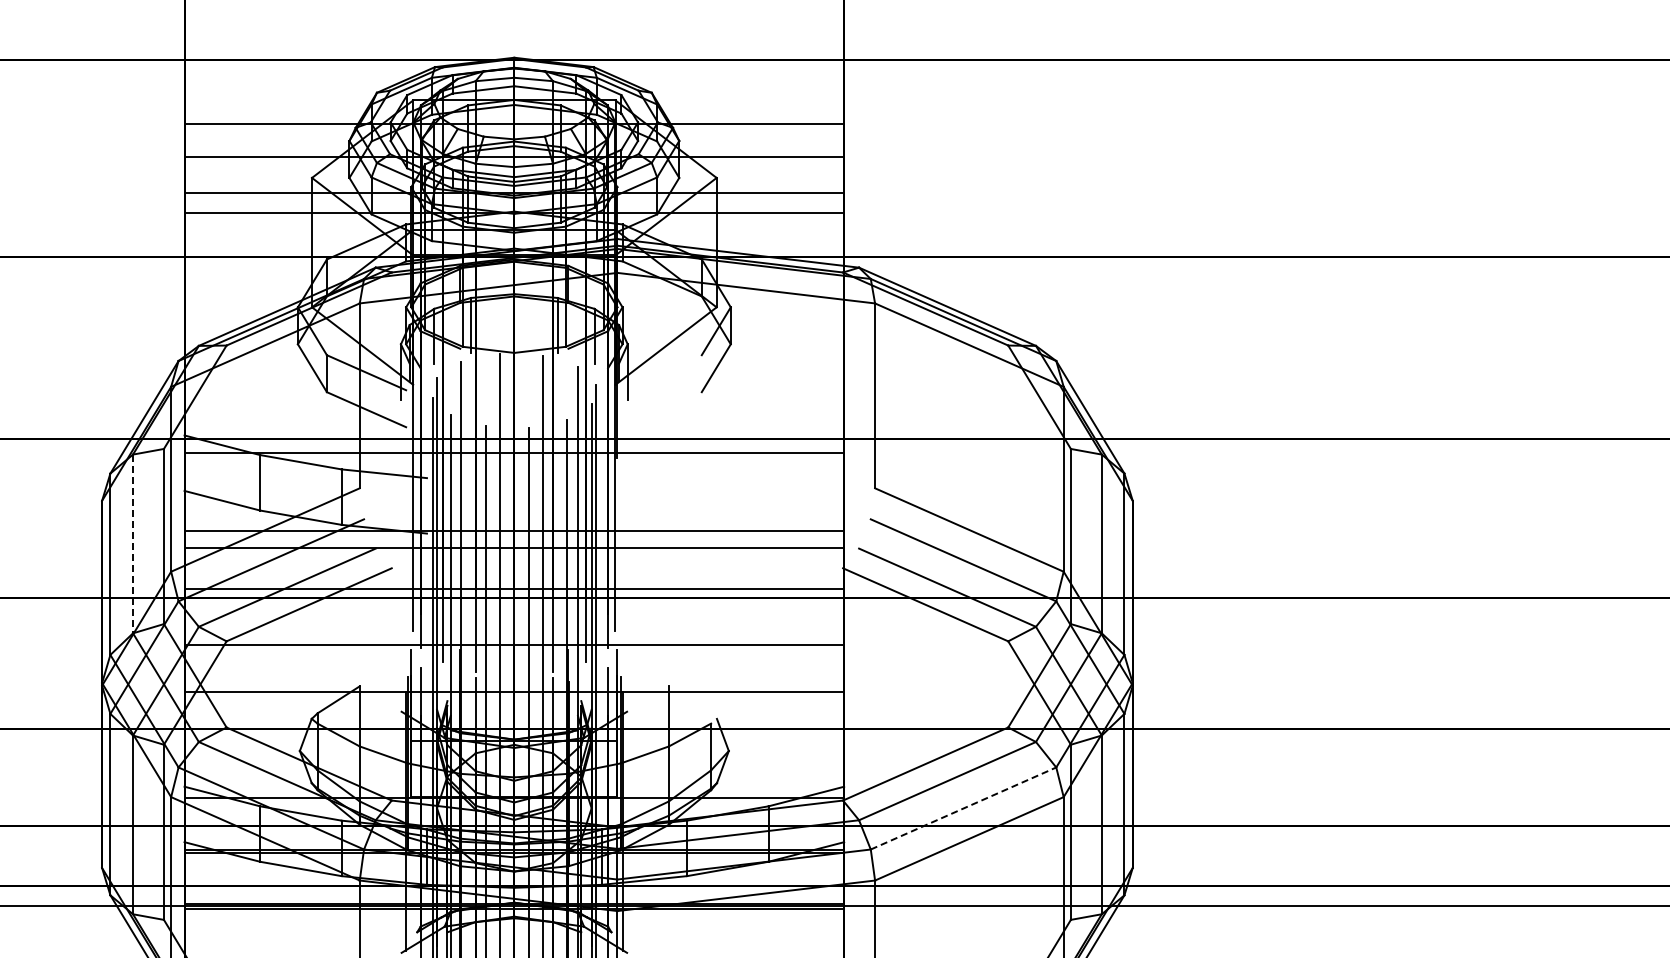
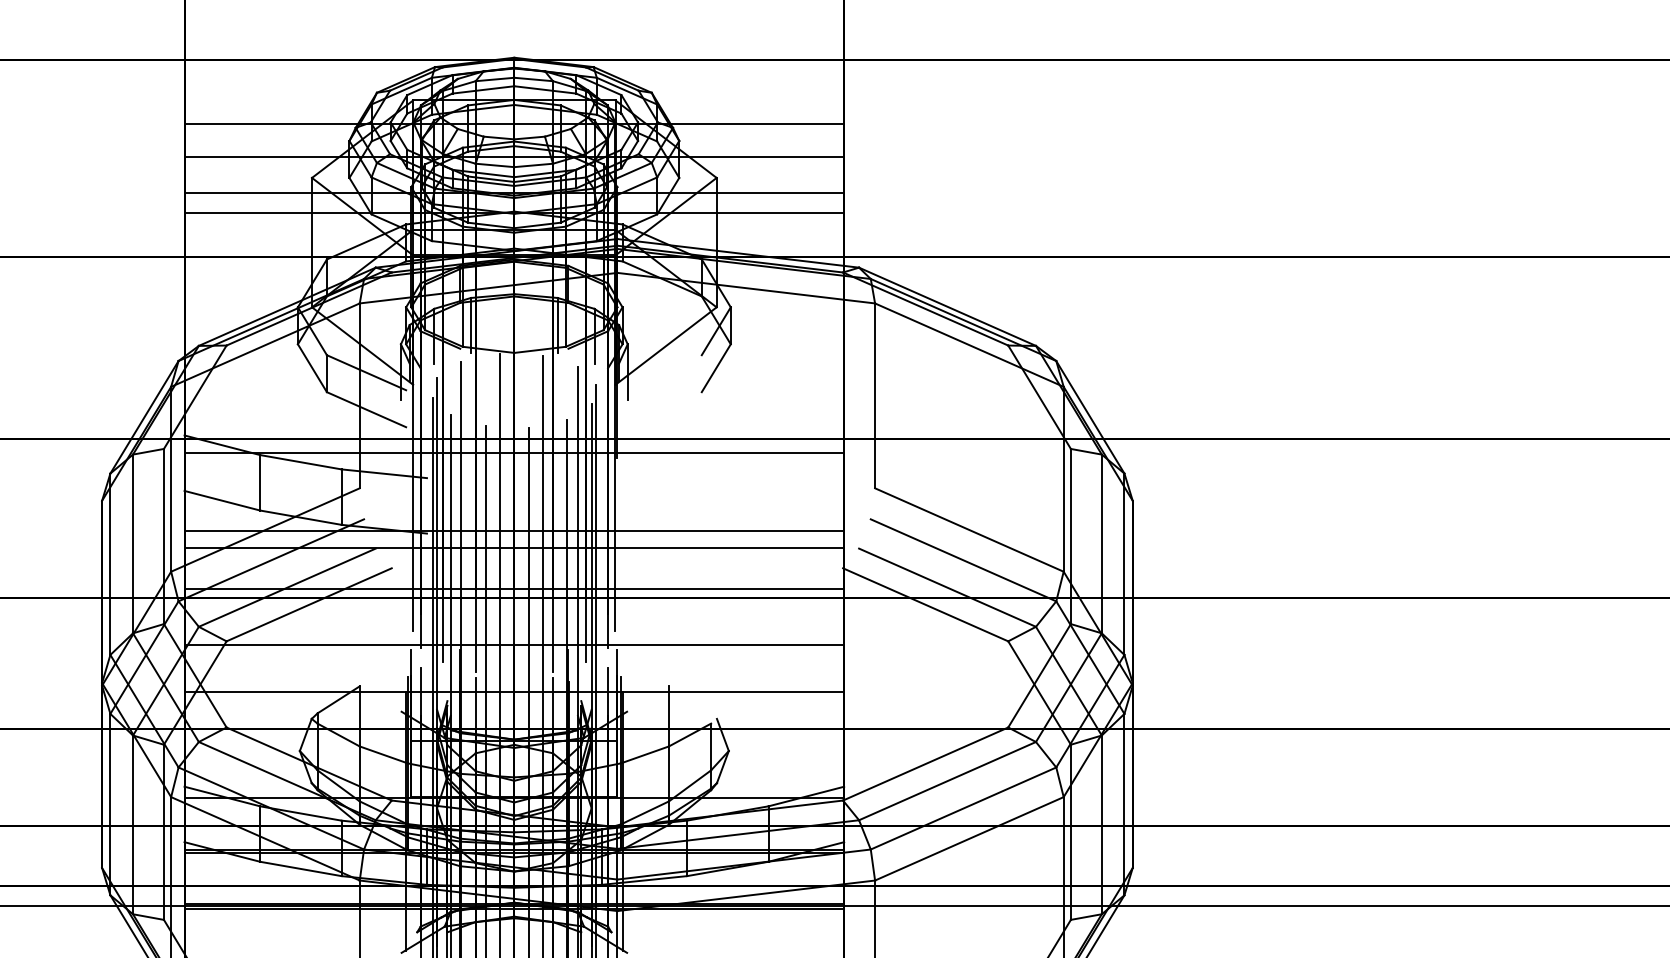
line: dashed -> solid (133, 544)
line: dashed -> solid (963, 808)
